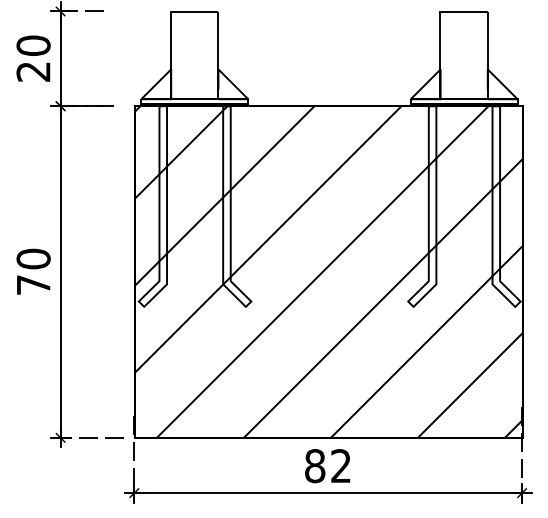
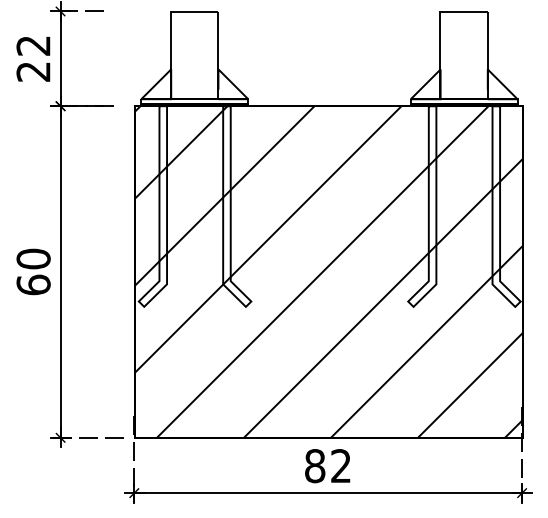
text: 20 -> 22 (33, 45)
text: 70 -> 60 (33, 284)
